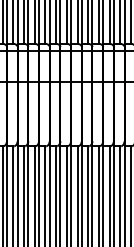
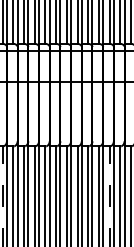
line: solid -> dashed (2, 196)
line: solid -> dashed (109, 196)
